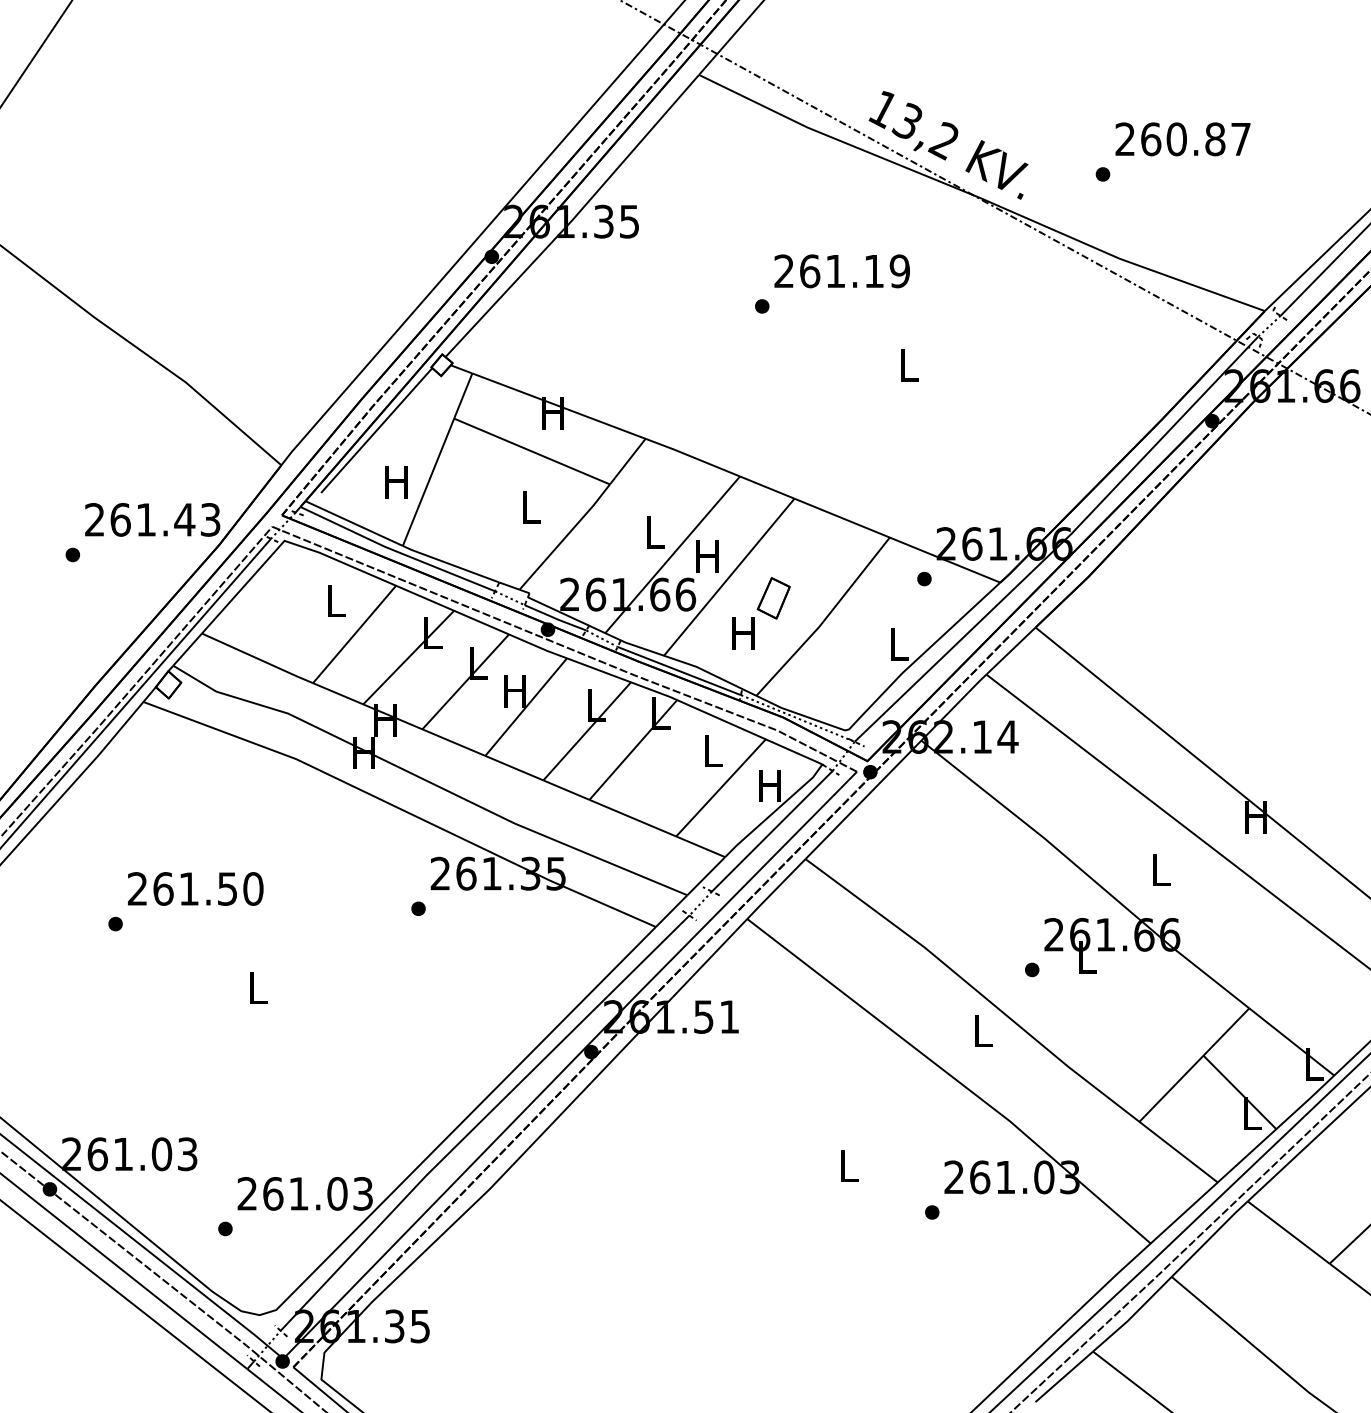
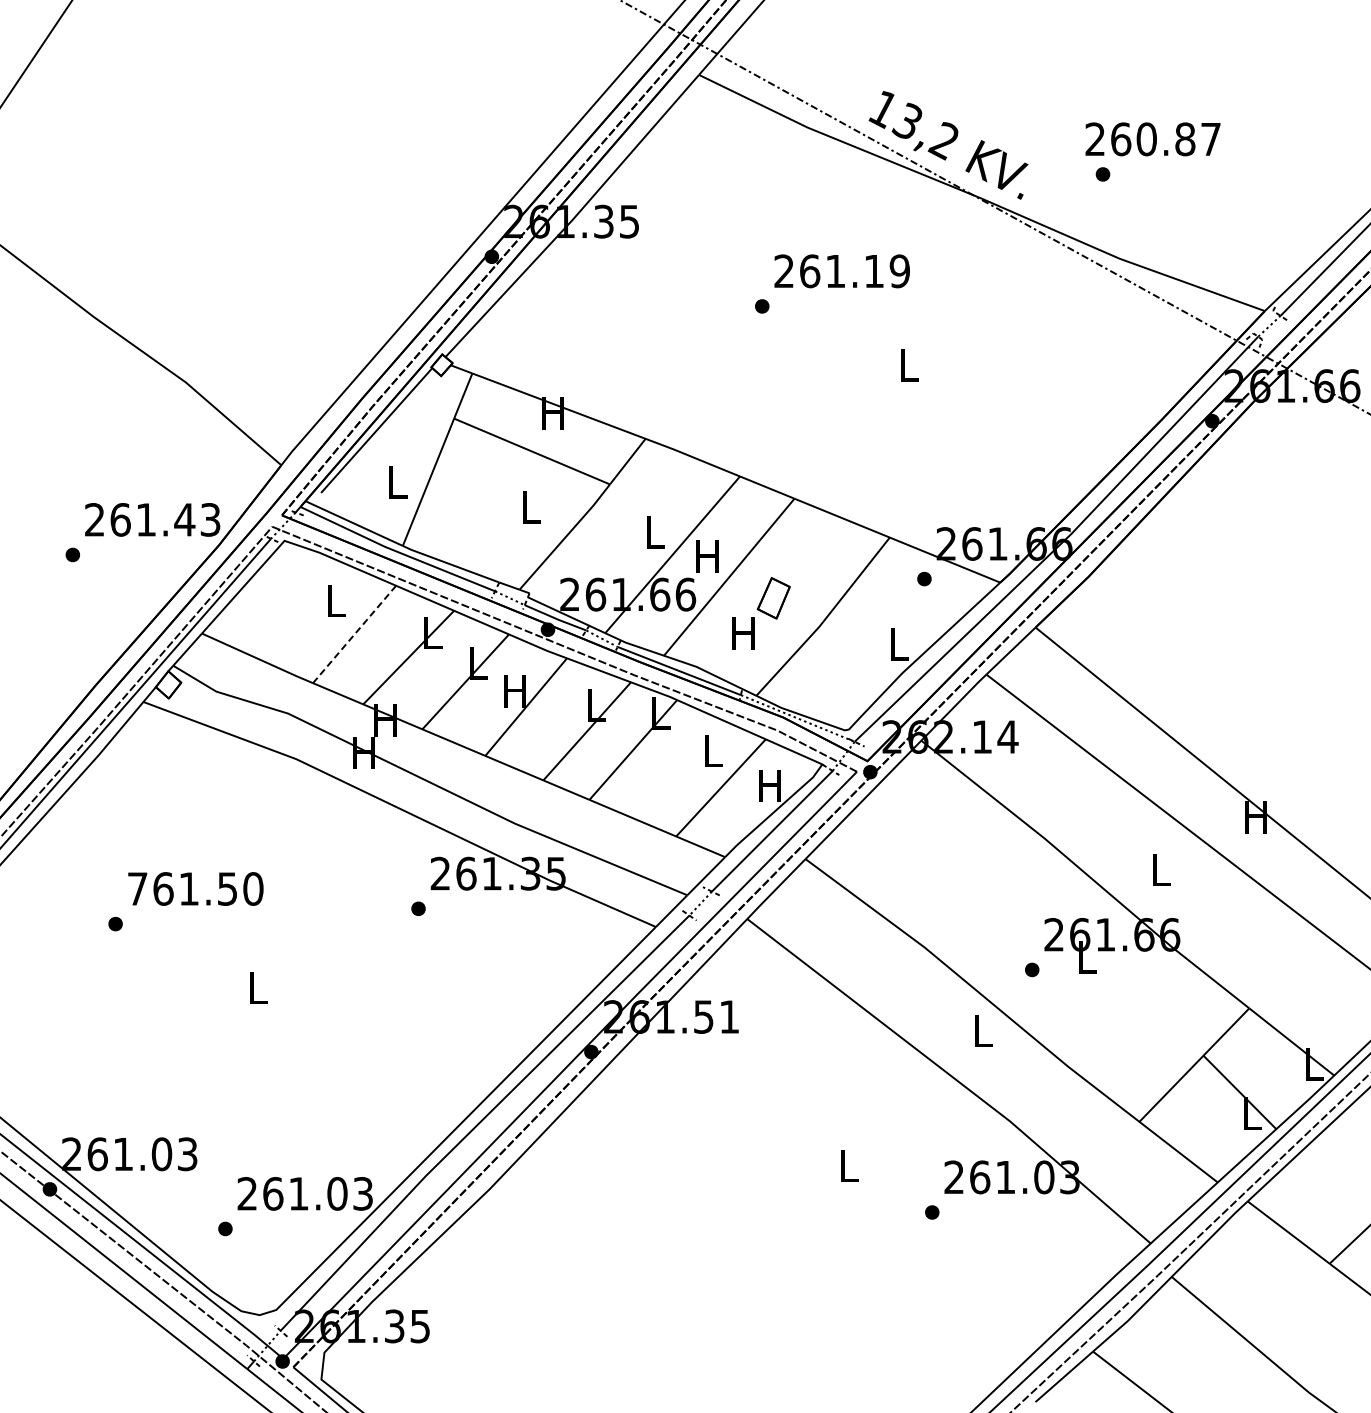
text position: (1182, 139) -> (1152, 139) (1152, 139)
text: H -> L (396, 482)
line: solid -> dashed (354, 634)
text: 261.50 -> 761.50 (137, 888)
